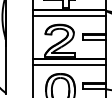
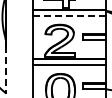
line: solid -> dashed (69, 16)
line: solid -> dashed (6, 69)
